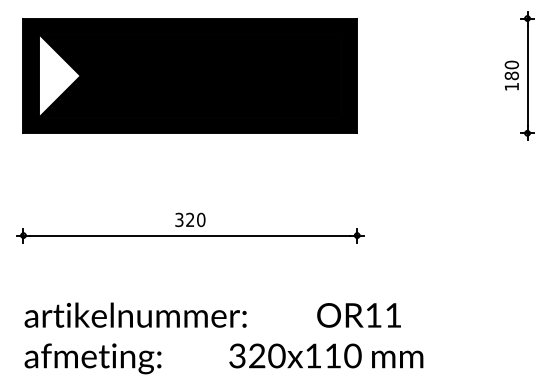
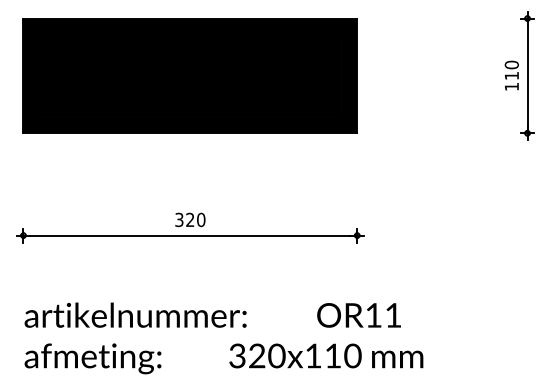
fill: none -> present (59, 75)
text: 180 -> 110 (511, 75)
